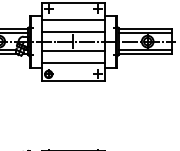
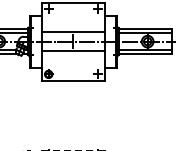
line: present -> none (73, 19)
line: present -> none (73, 63)
line: solid -> dashed (73, 150)
